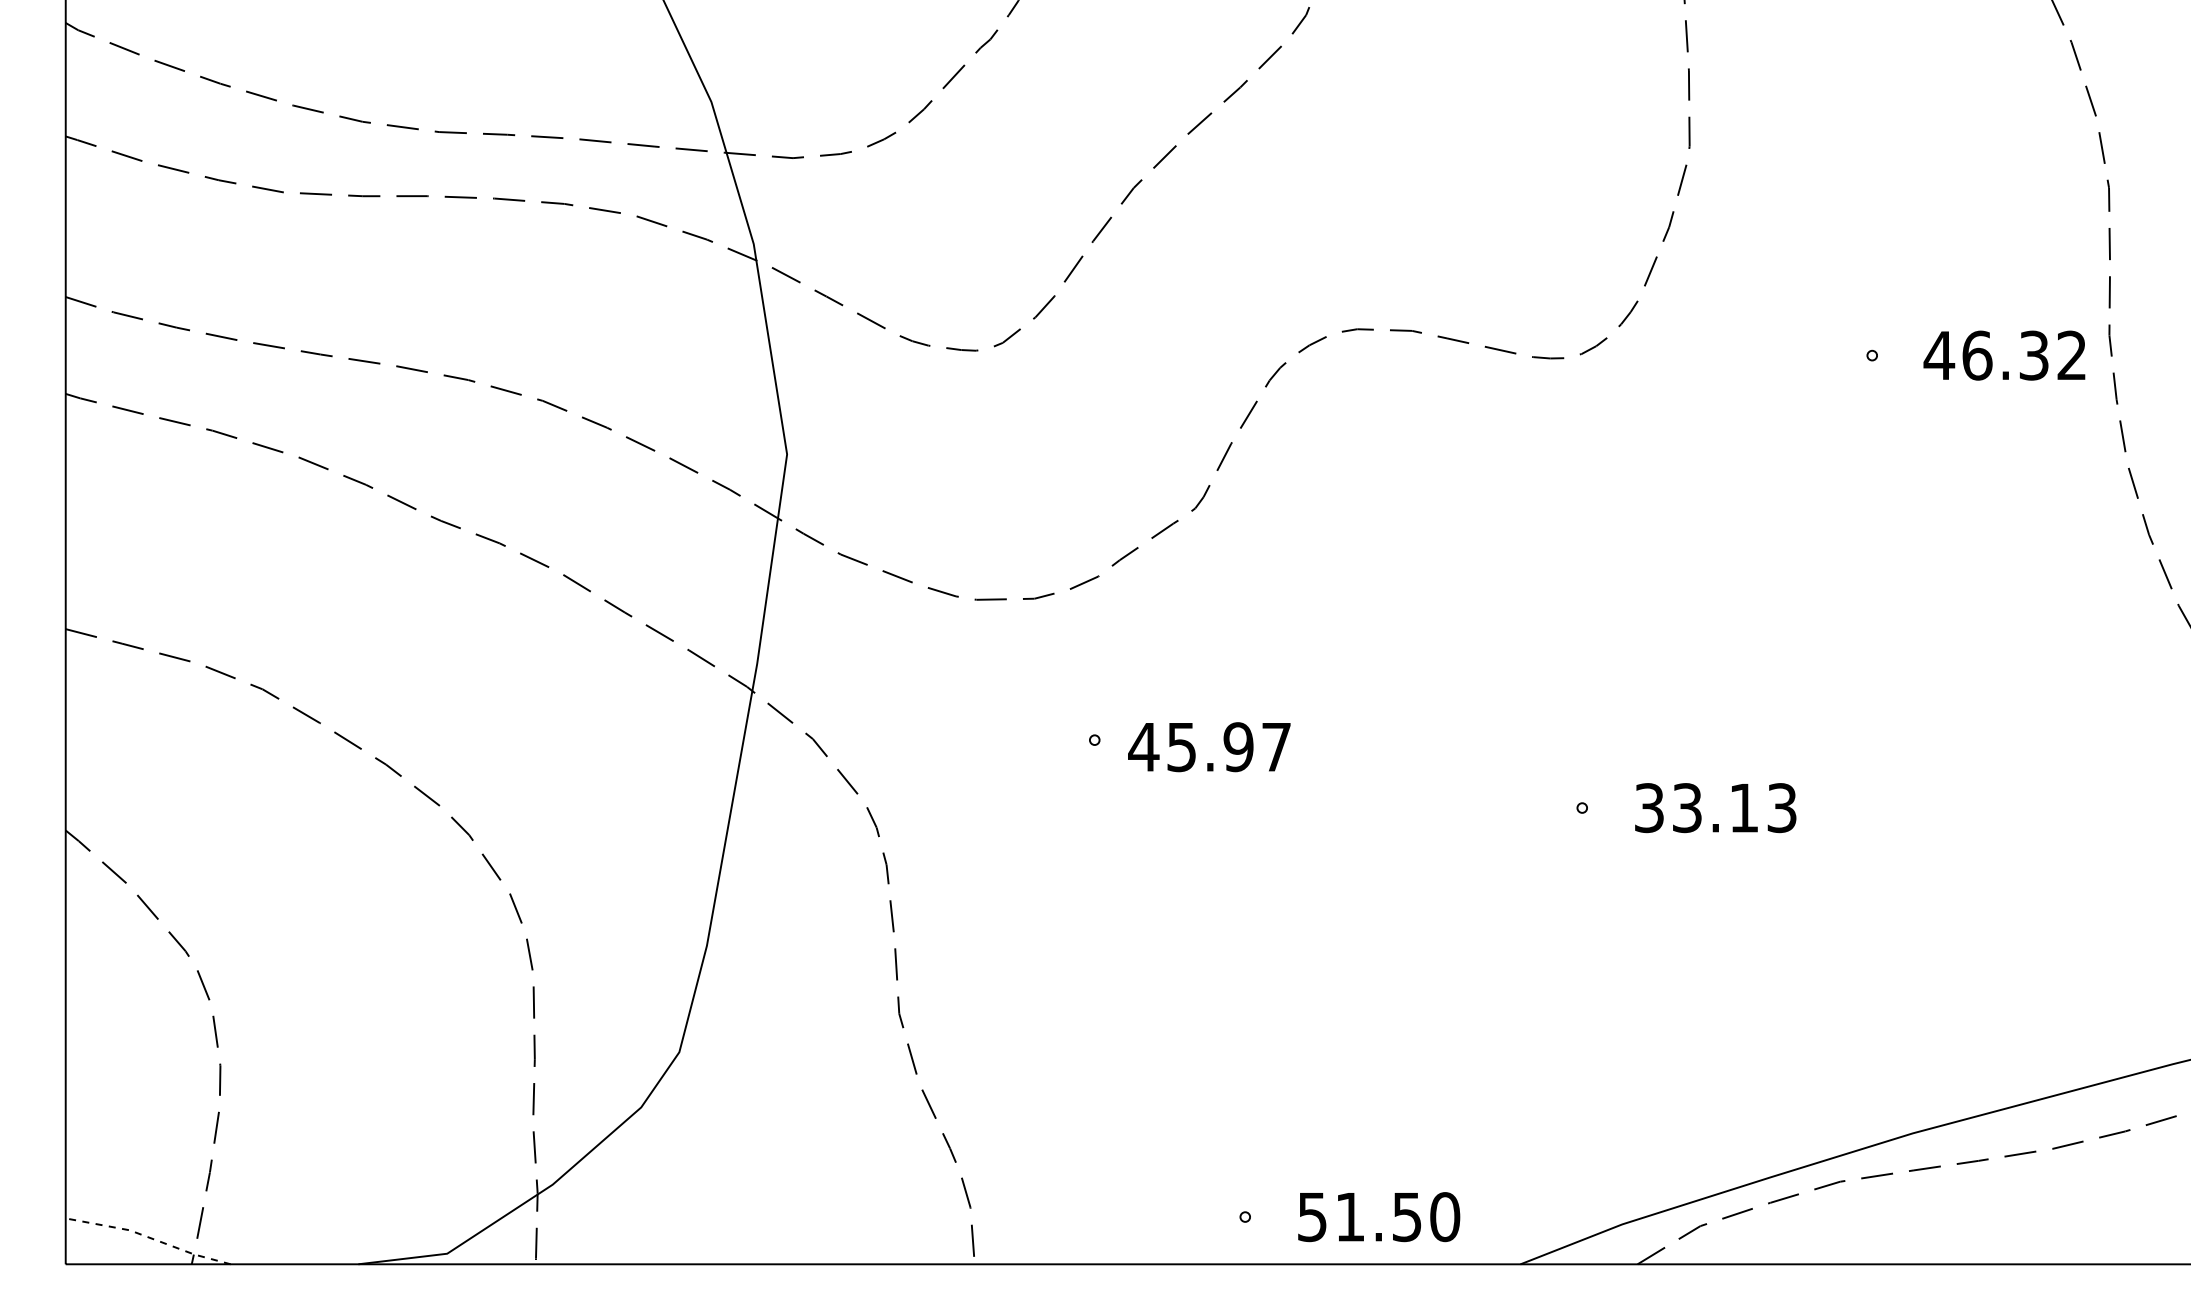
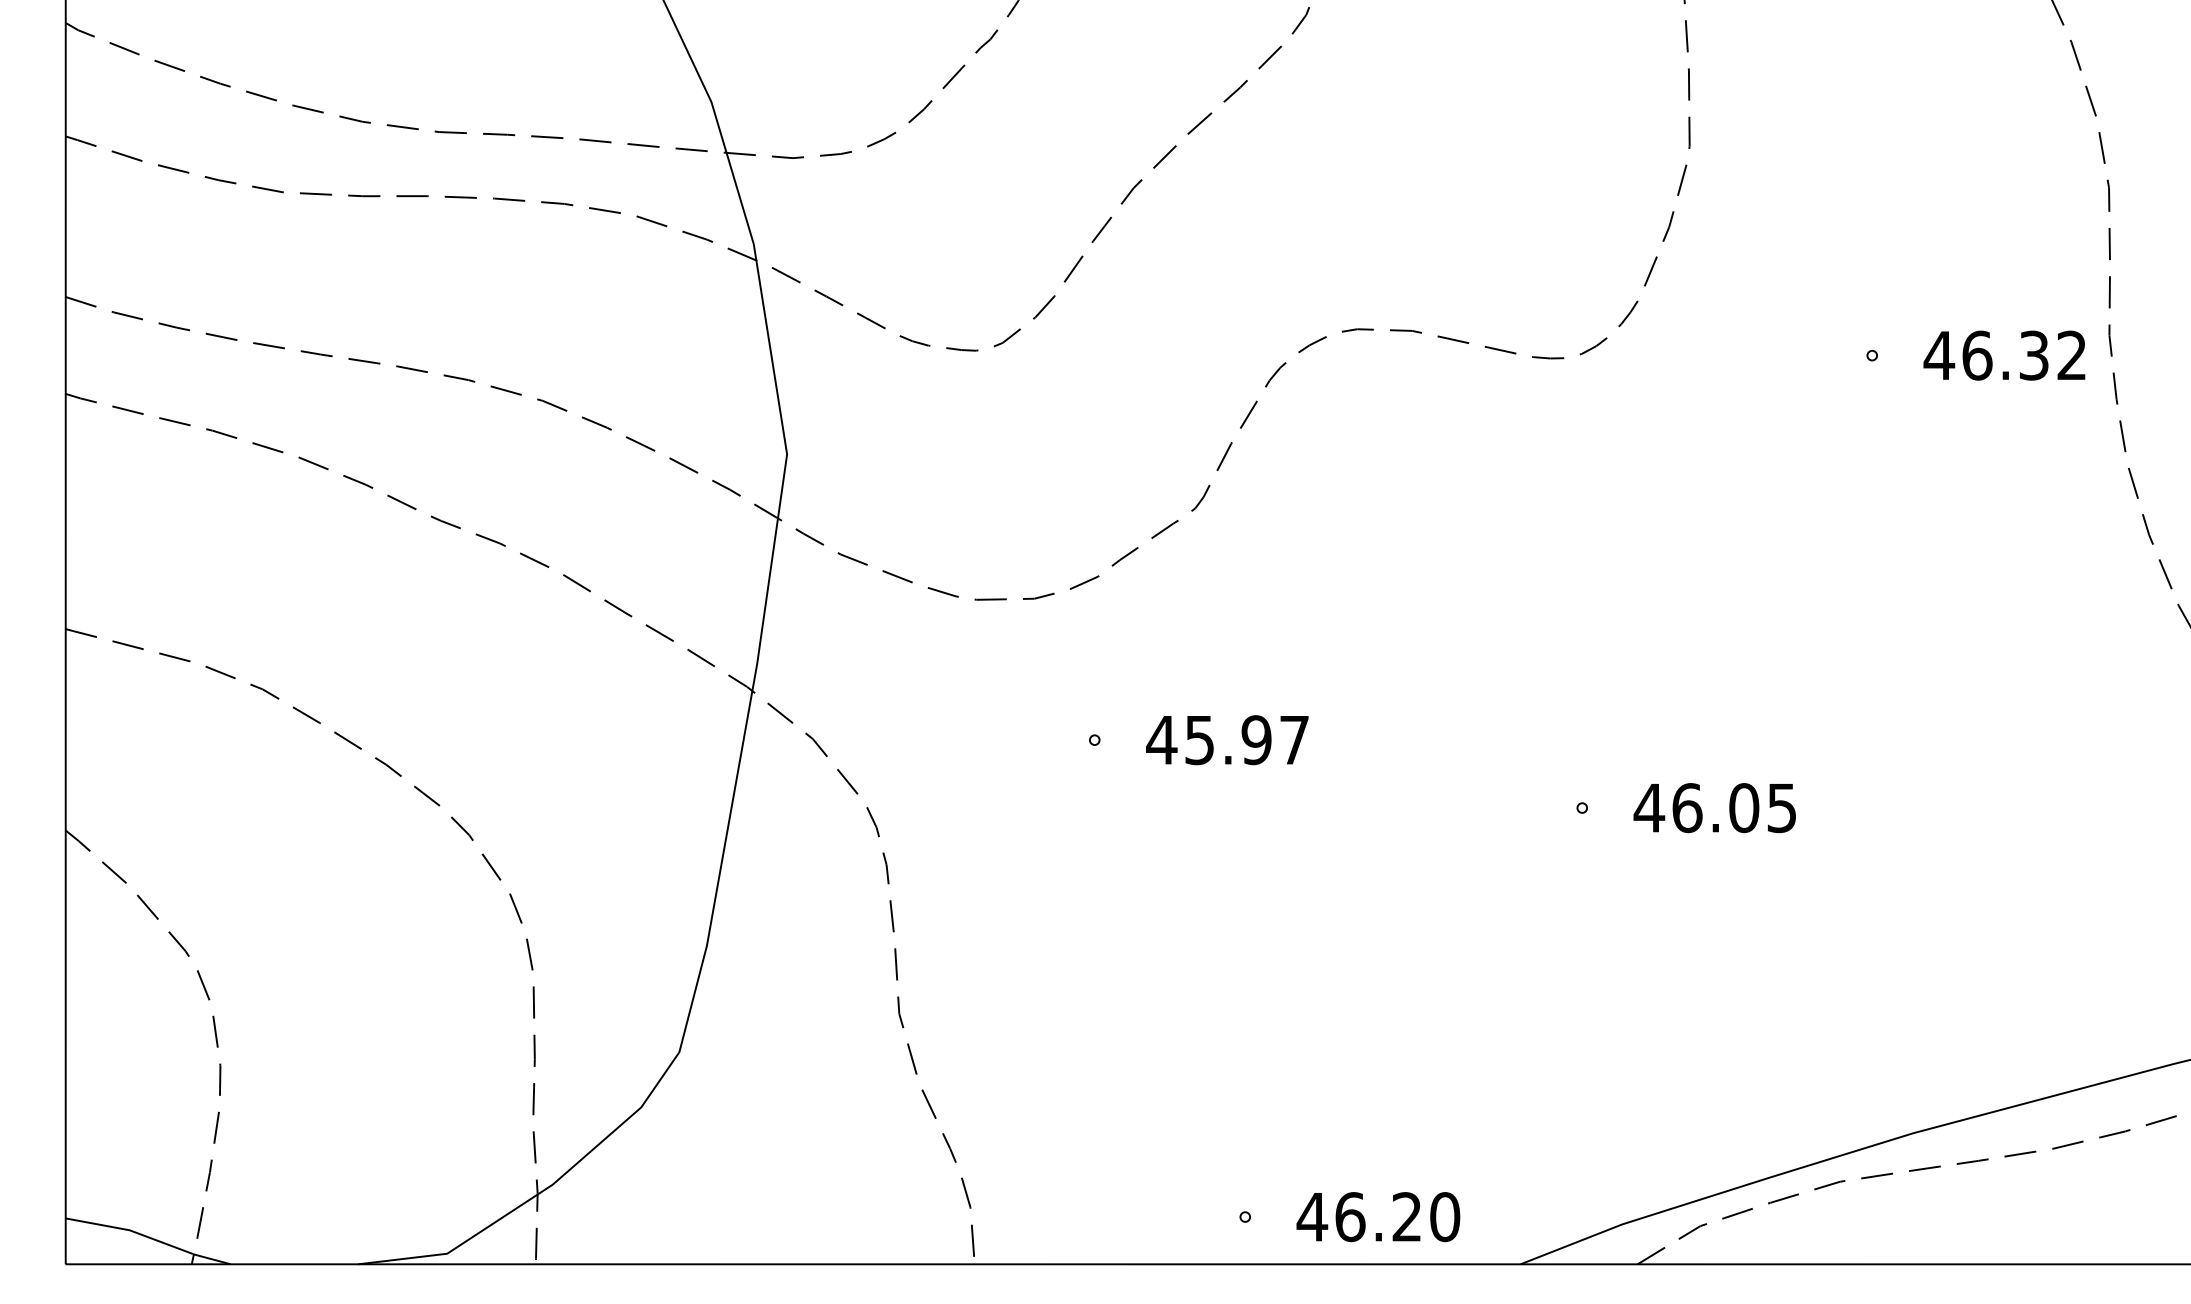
text position: (1209, 747) -> (1227, 740) (1227, 740)
text: 33.13 -> 46.05 (1714, 808)
text: 51.50 -> 46.20 (1358, 1217)
line: dashed -> solid (149, 1237)
